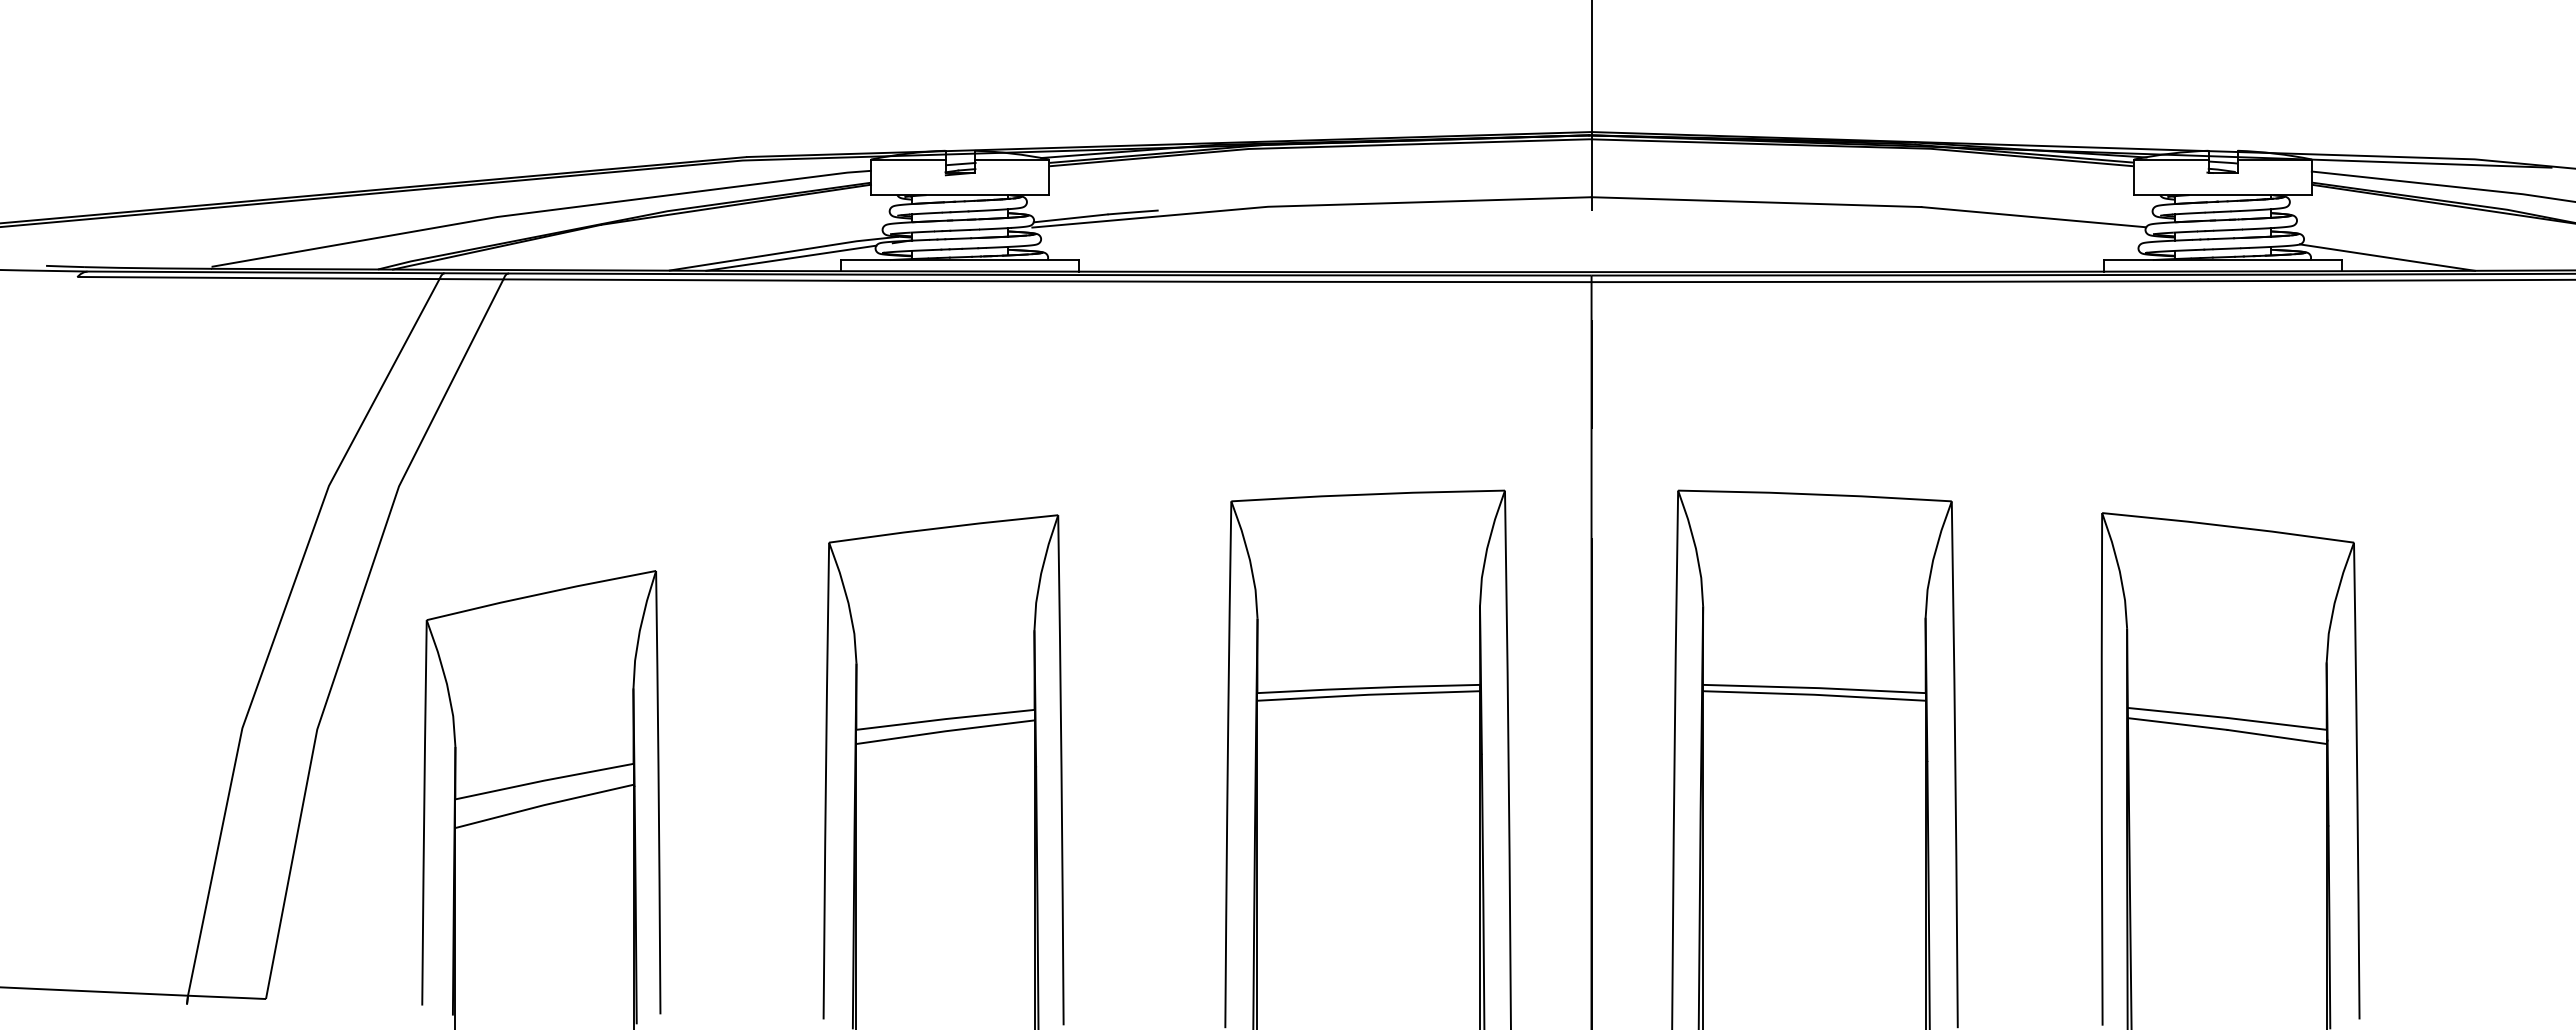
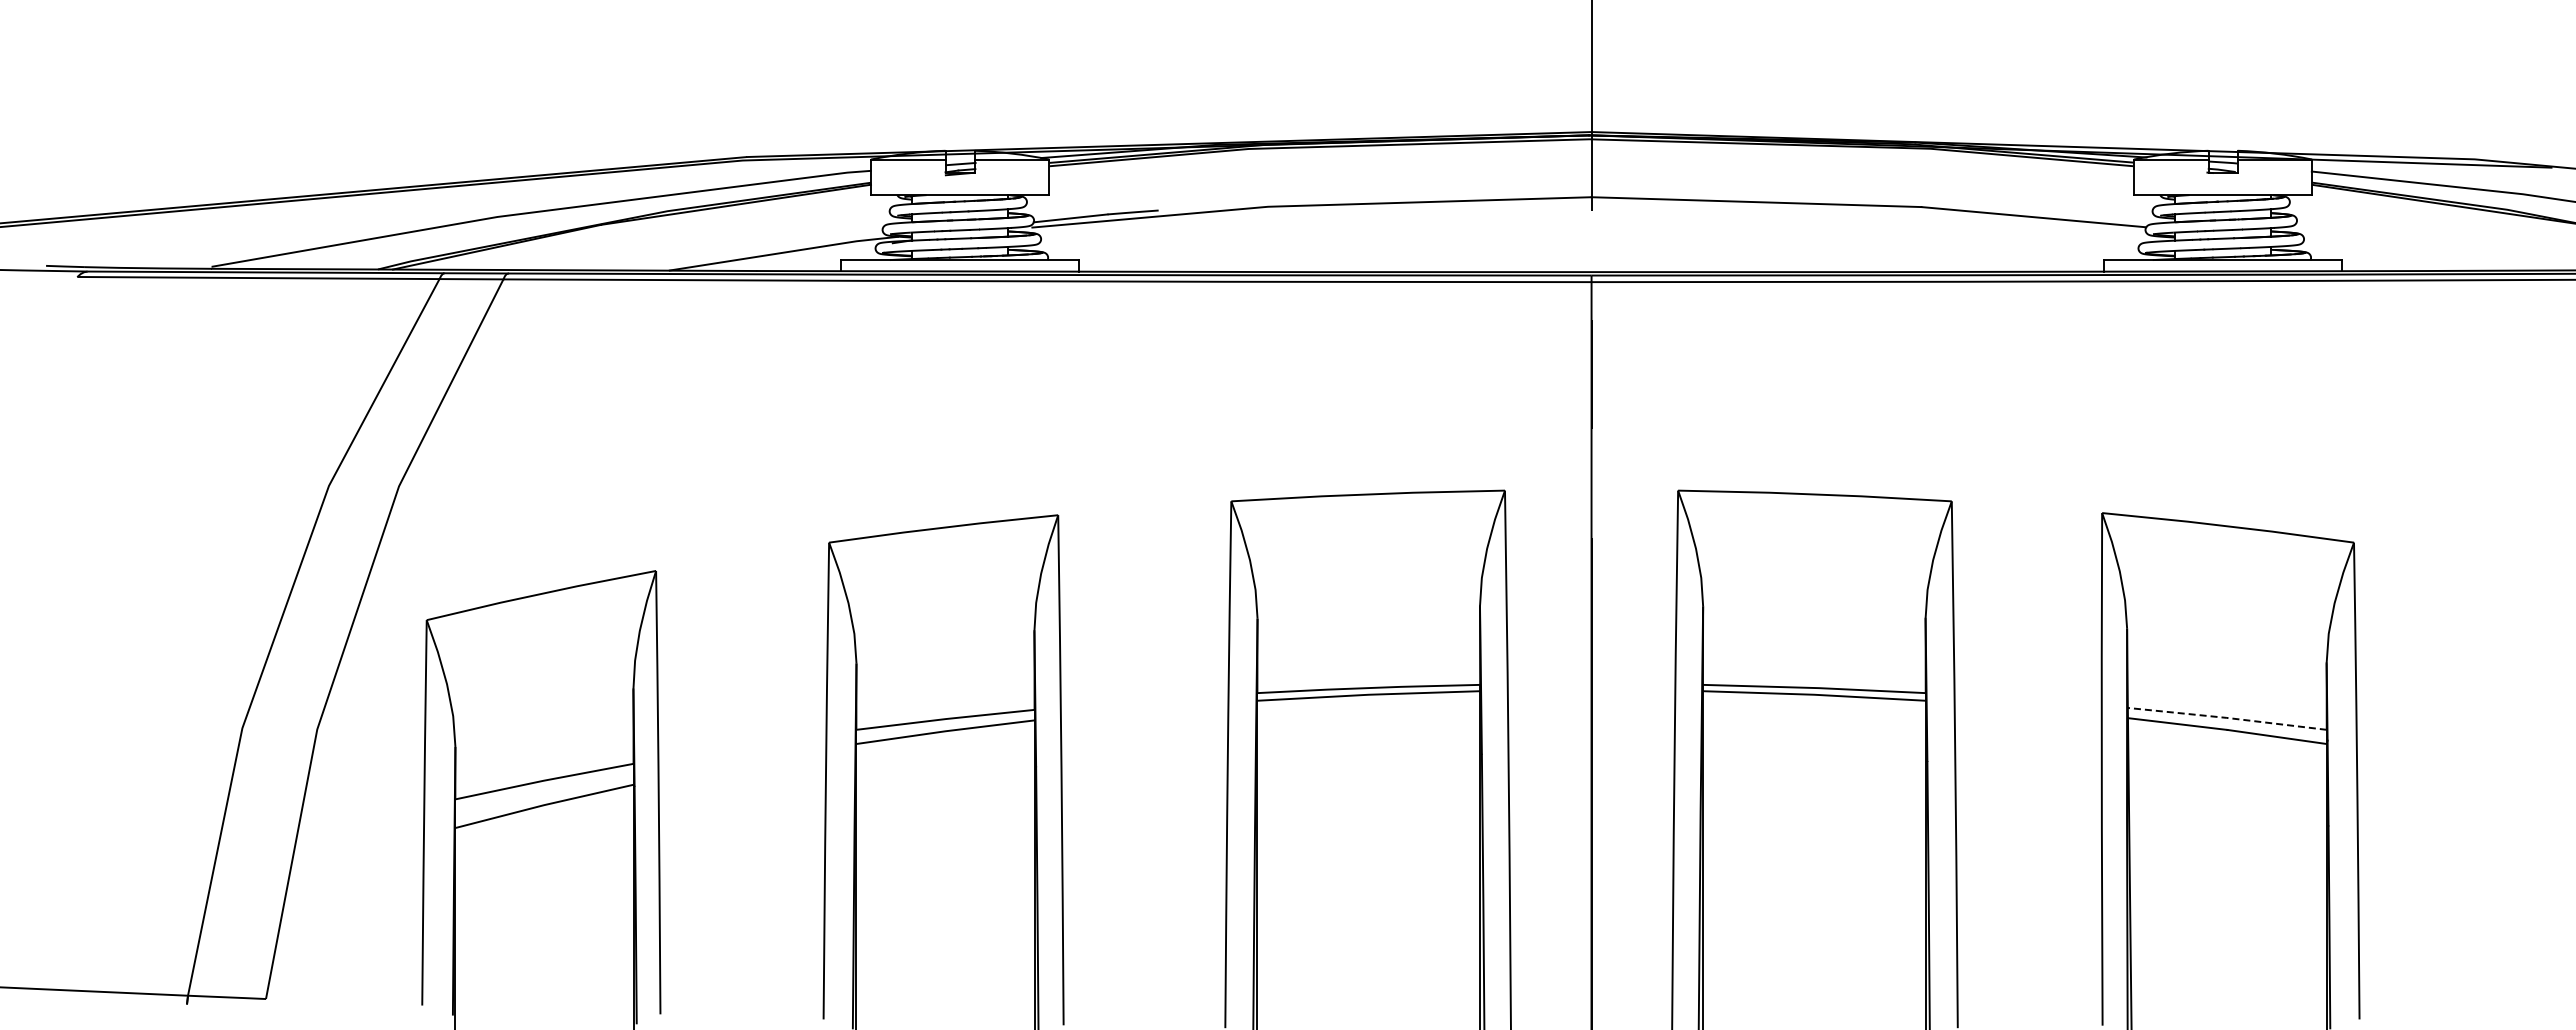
line: present -> none (791, 257)
line: present -> none (2387, 257)
line: solid -> dashed (2226, 717)
